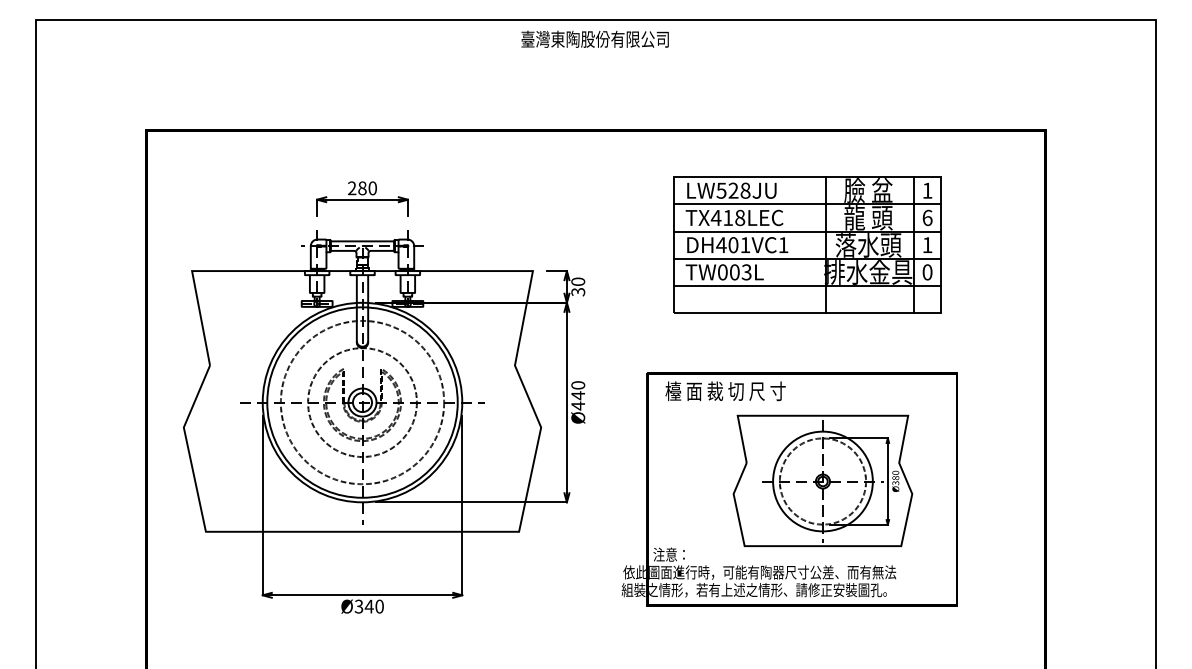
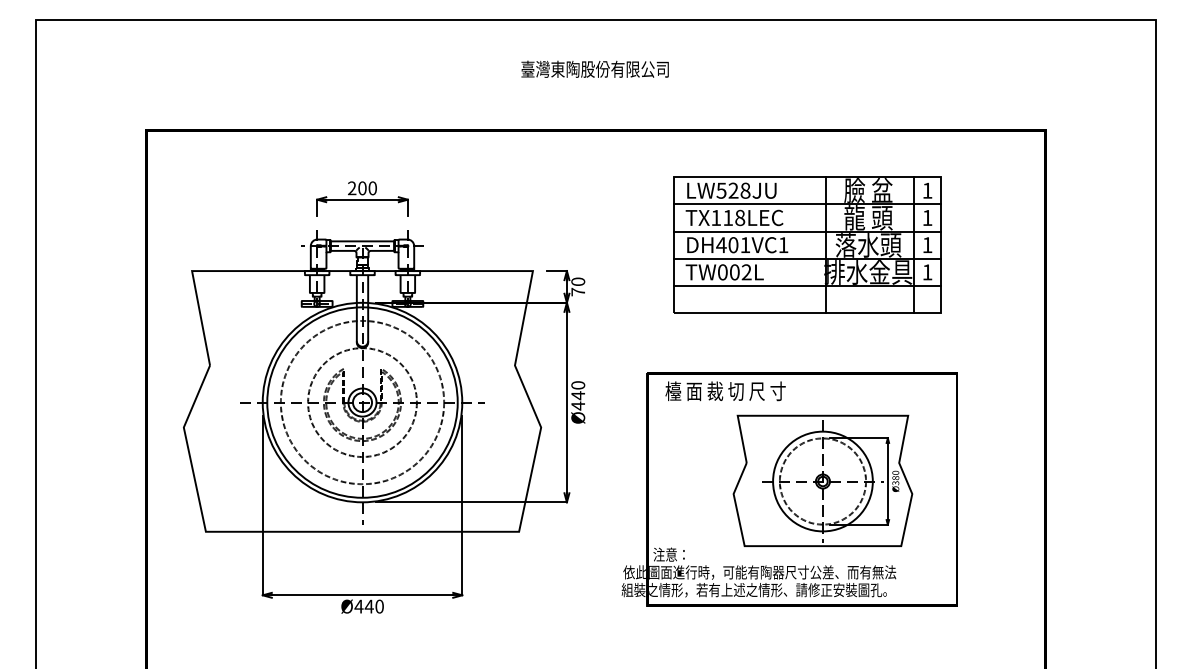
text position: (594, 38) -> (594, 68) (594, 68)
text: 280 -> 200 (362, 187)
text: TX418LEC -> TX118LEC (715, 217)
text: 6 -> 1 (927, 217)
text: TW003L -> TW002L (746, 272)
text: 0 -> 1 (927, 272)
text: 30 -> 70 (578, 291)
text: Ø340 -> Ø440 (358, 606)
